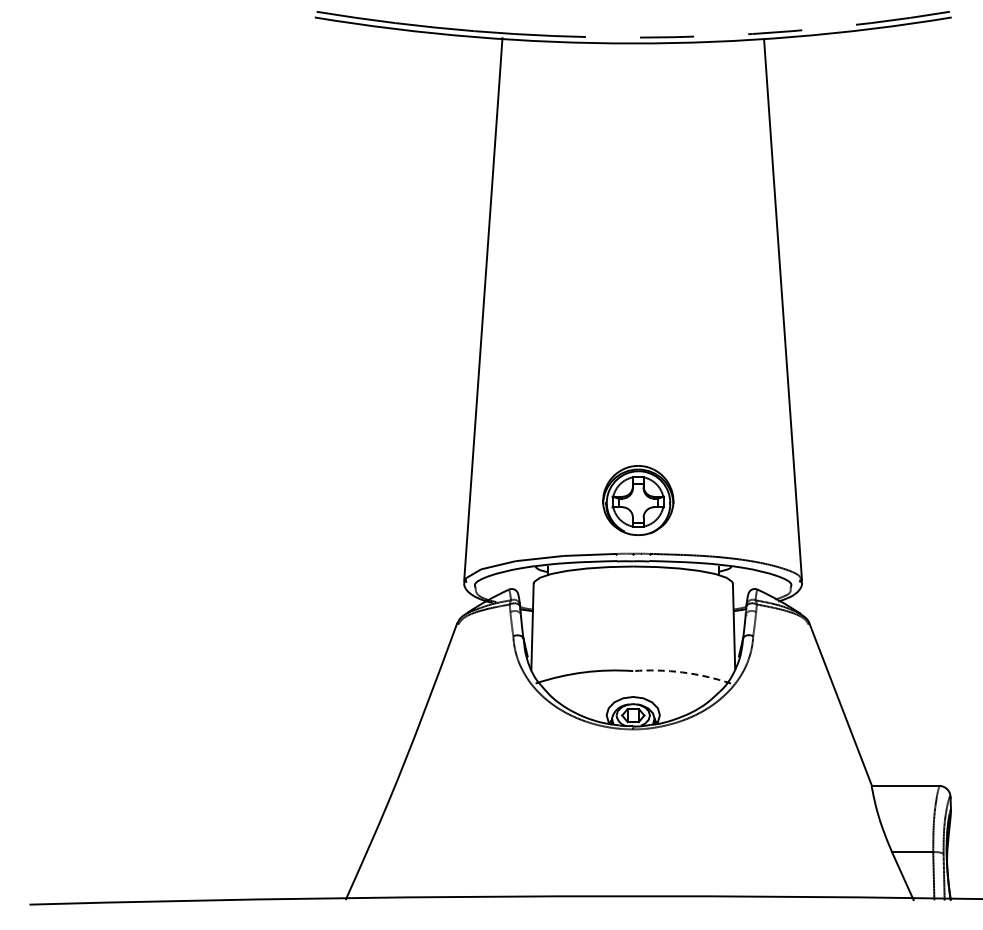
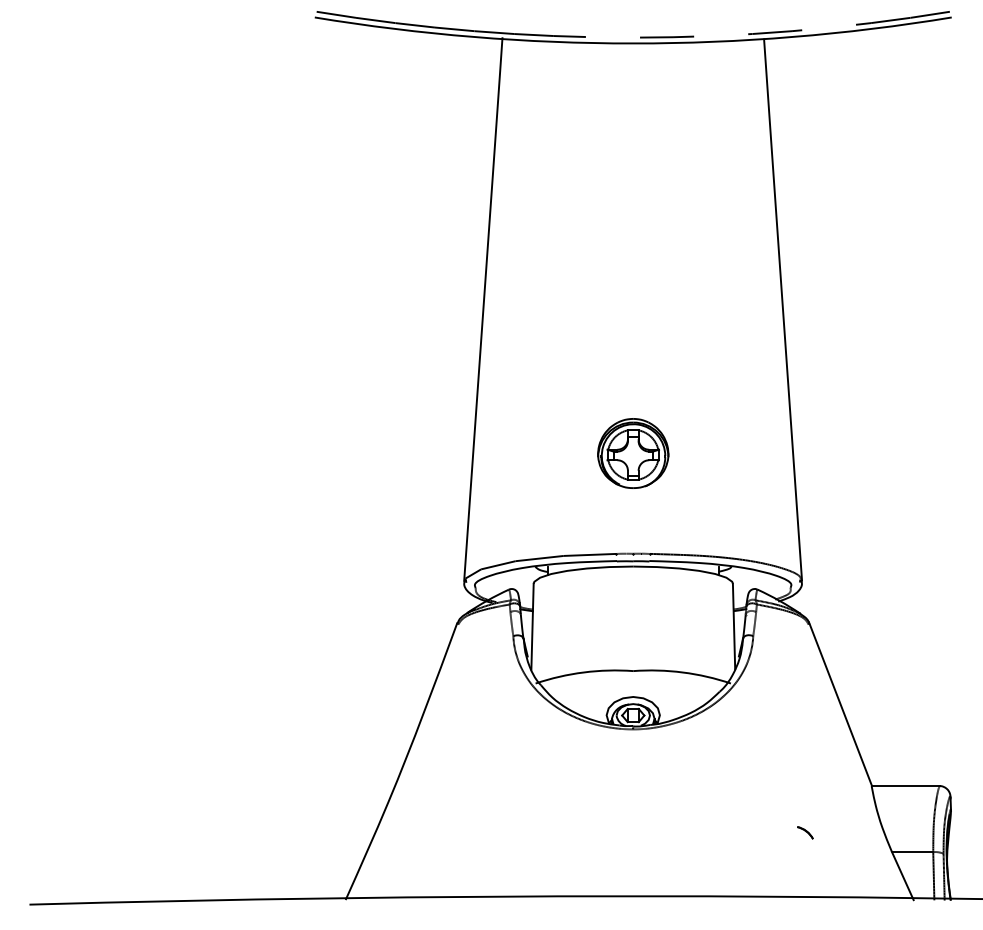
part position: (638, 500) -> (633, 453) (633, 453)
arc: dashed -> solid (682, 672)
part: none -> present (805, 832)
